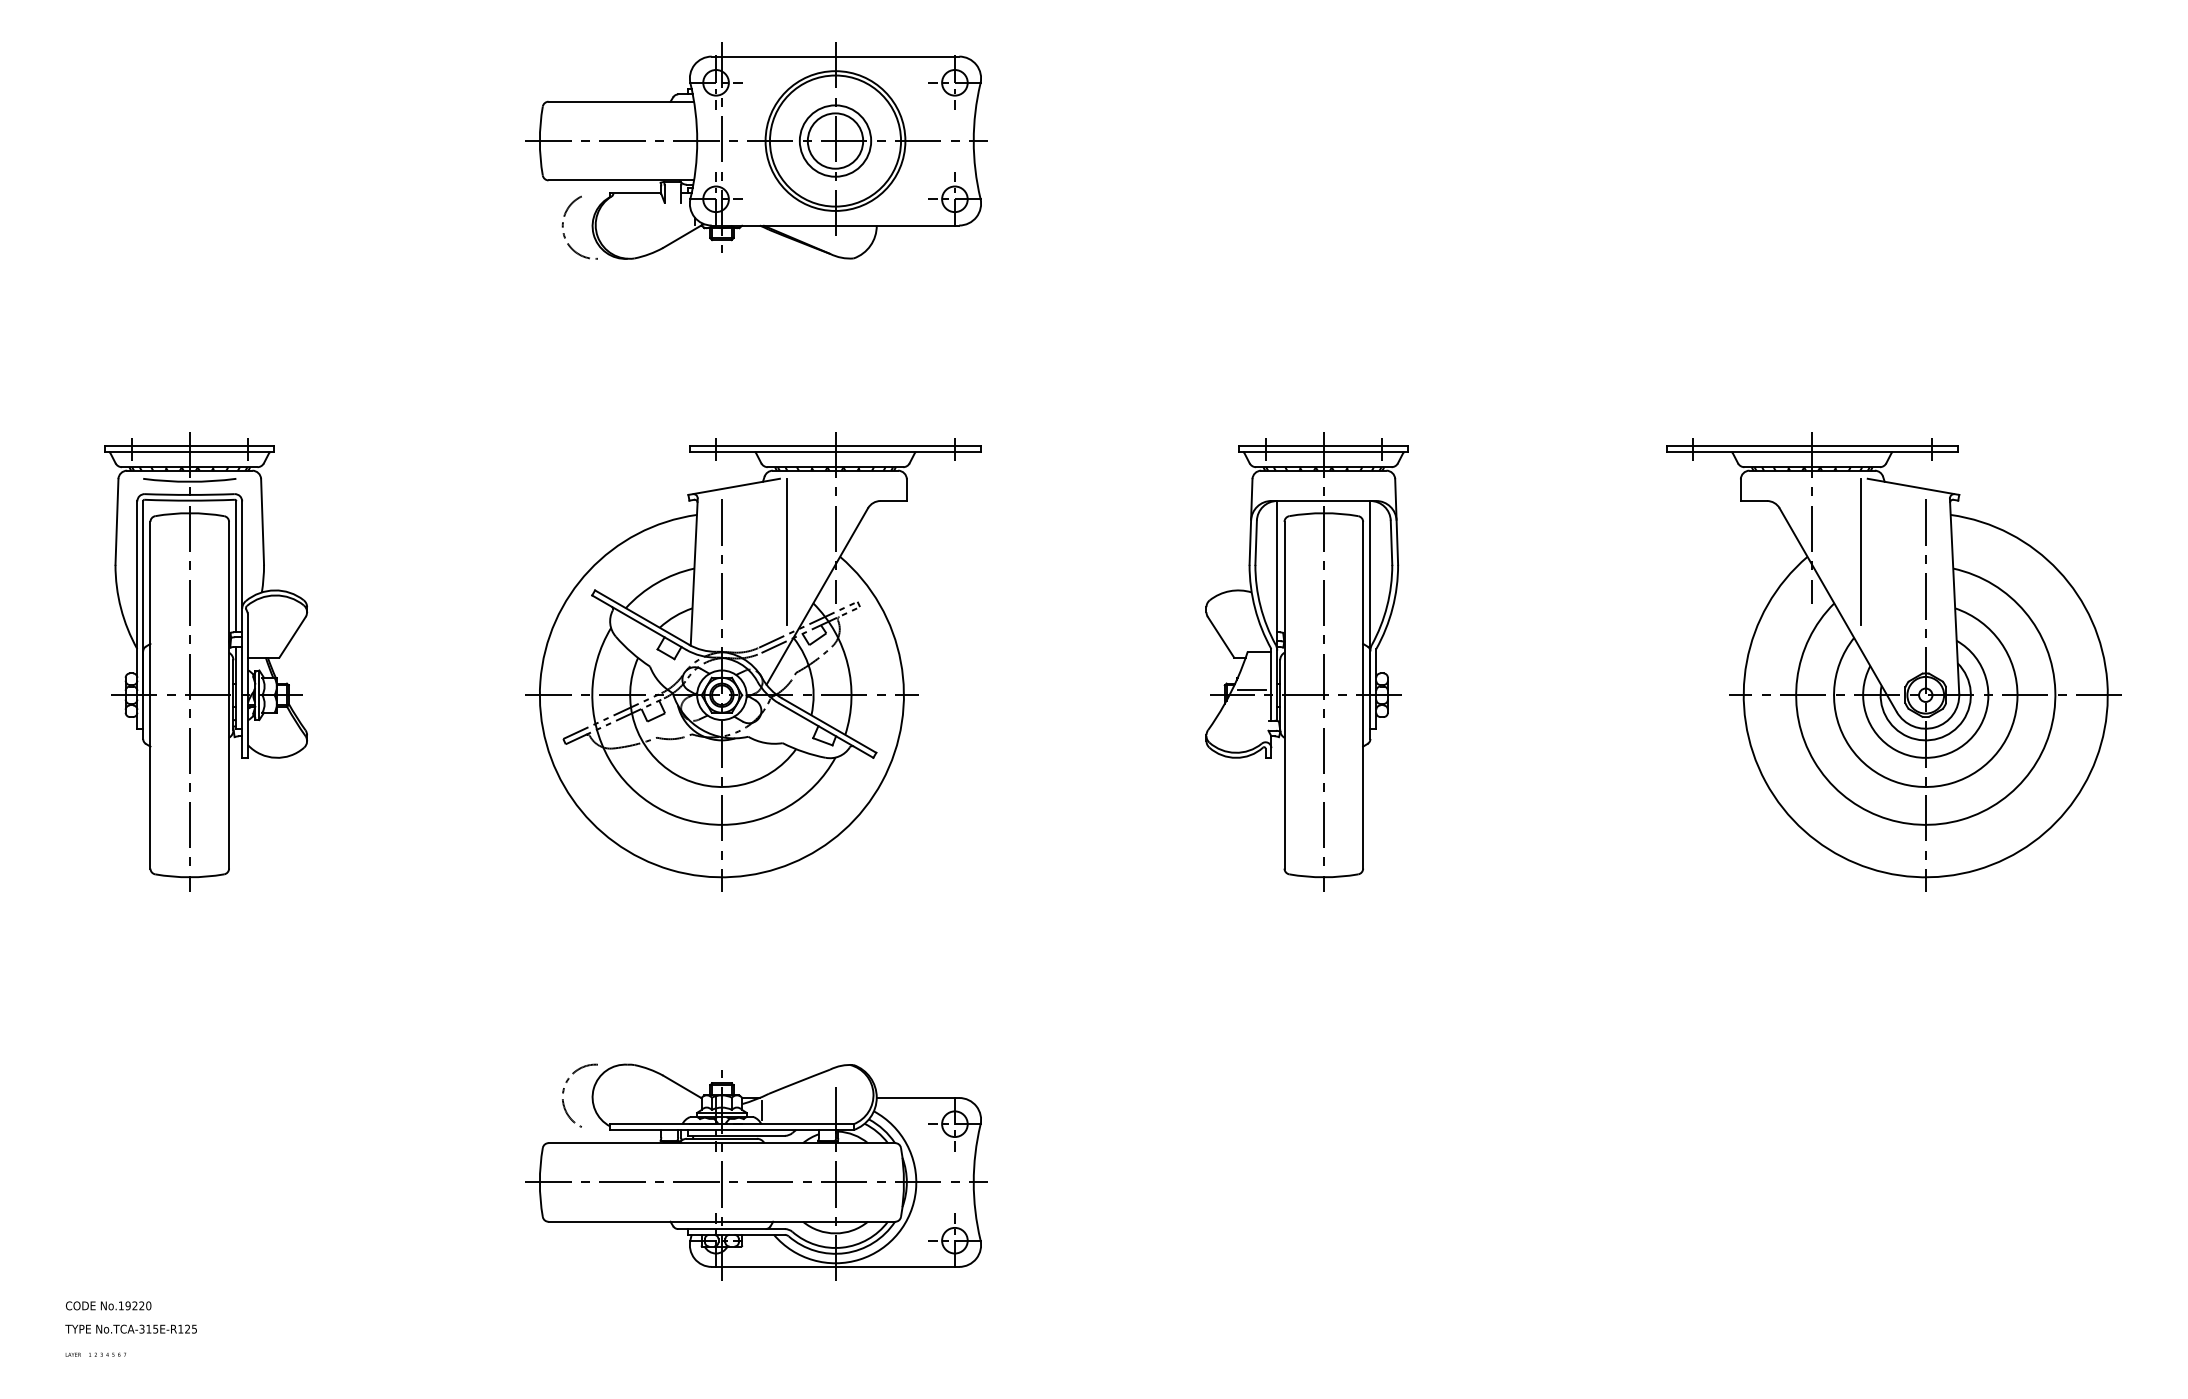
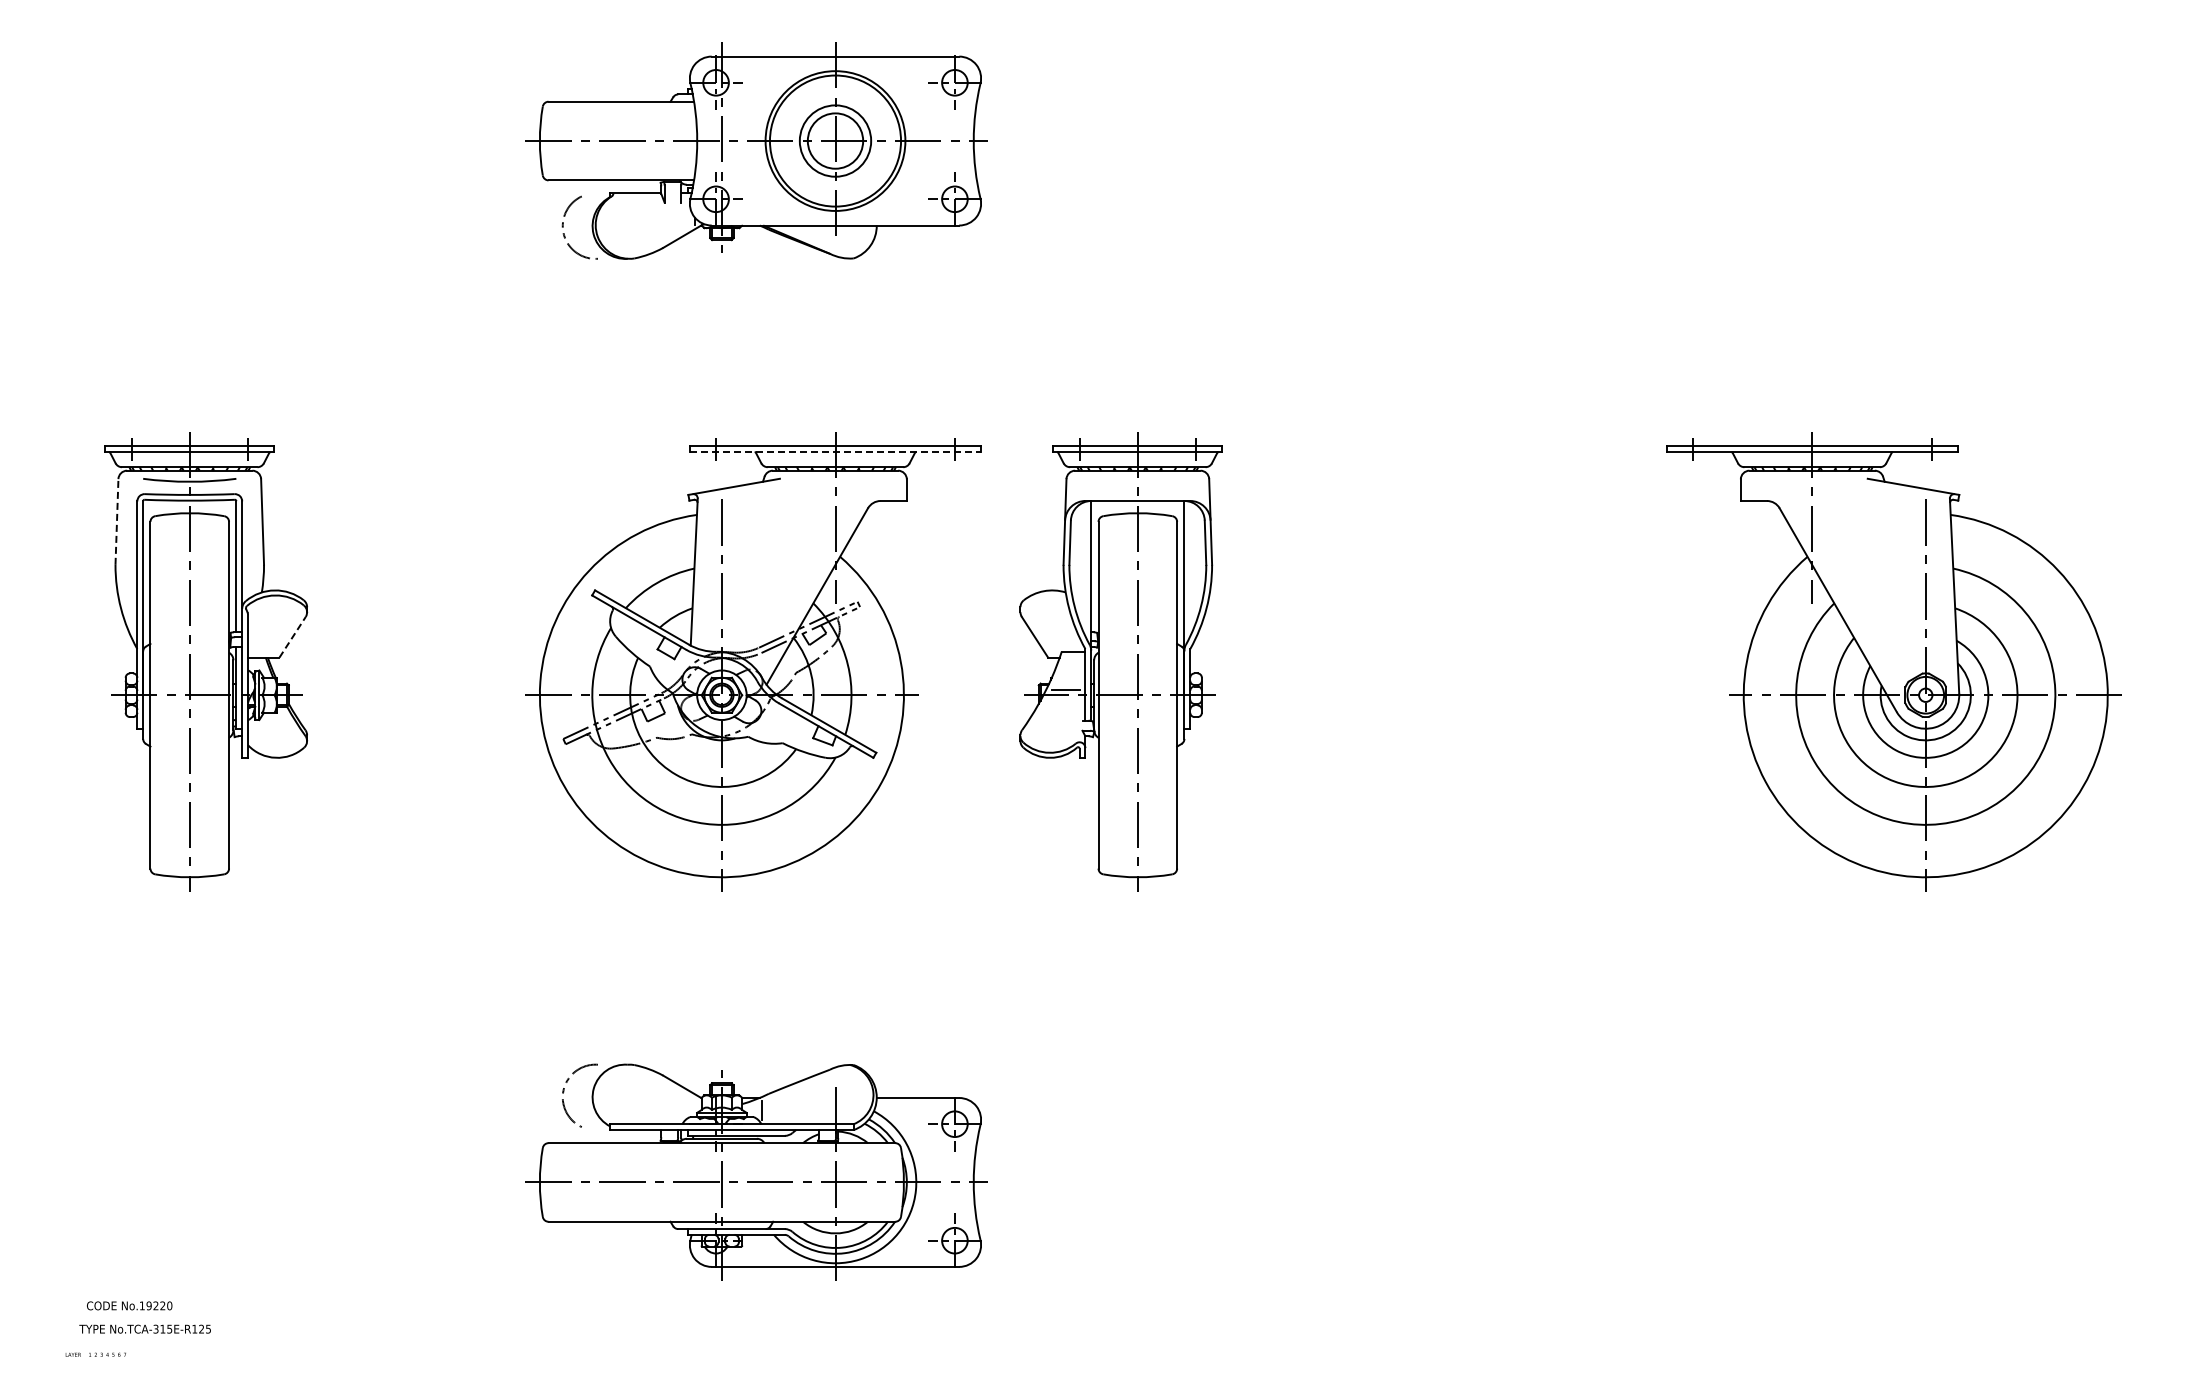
line: solid -> dashed (835, 452)
line: solid -> dashed (116, 522)
line: present -> none (787, 551)
line: present -> none (1860, 551)
line: solid -> dashed (292, 636)
part position: (1306, 661) -> (1120, 661) (1120, 661)
text position: (108, 1305) -> (129, 1305) (129, 1305)
text position: (130, 1328) -> (144, 1328) (144, 1328)
